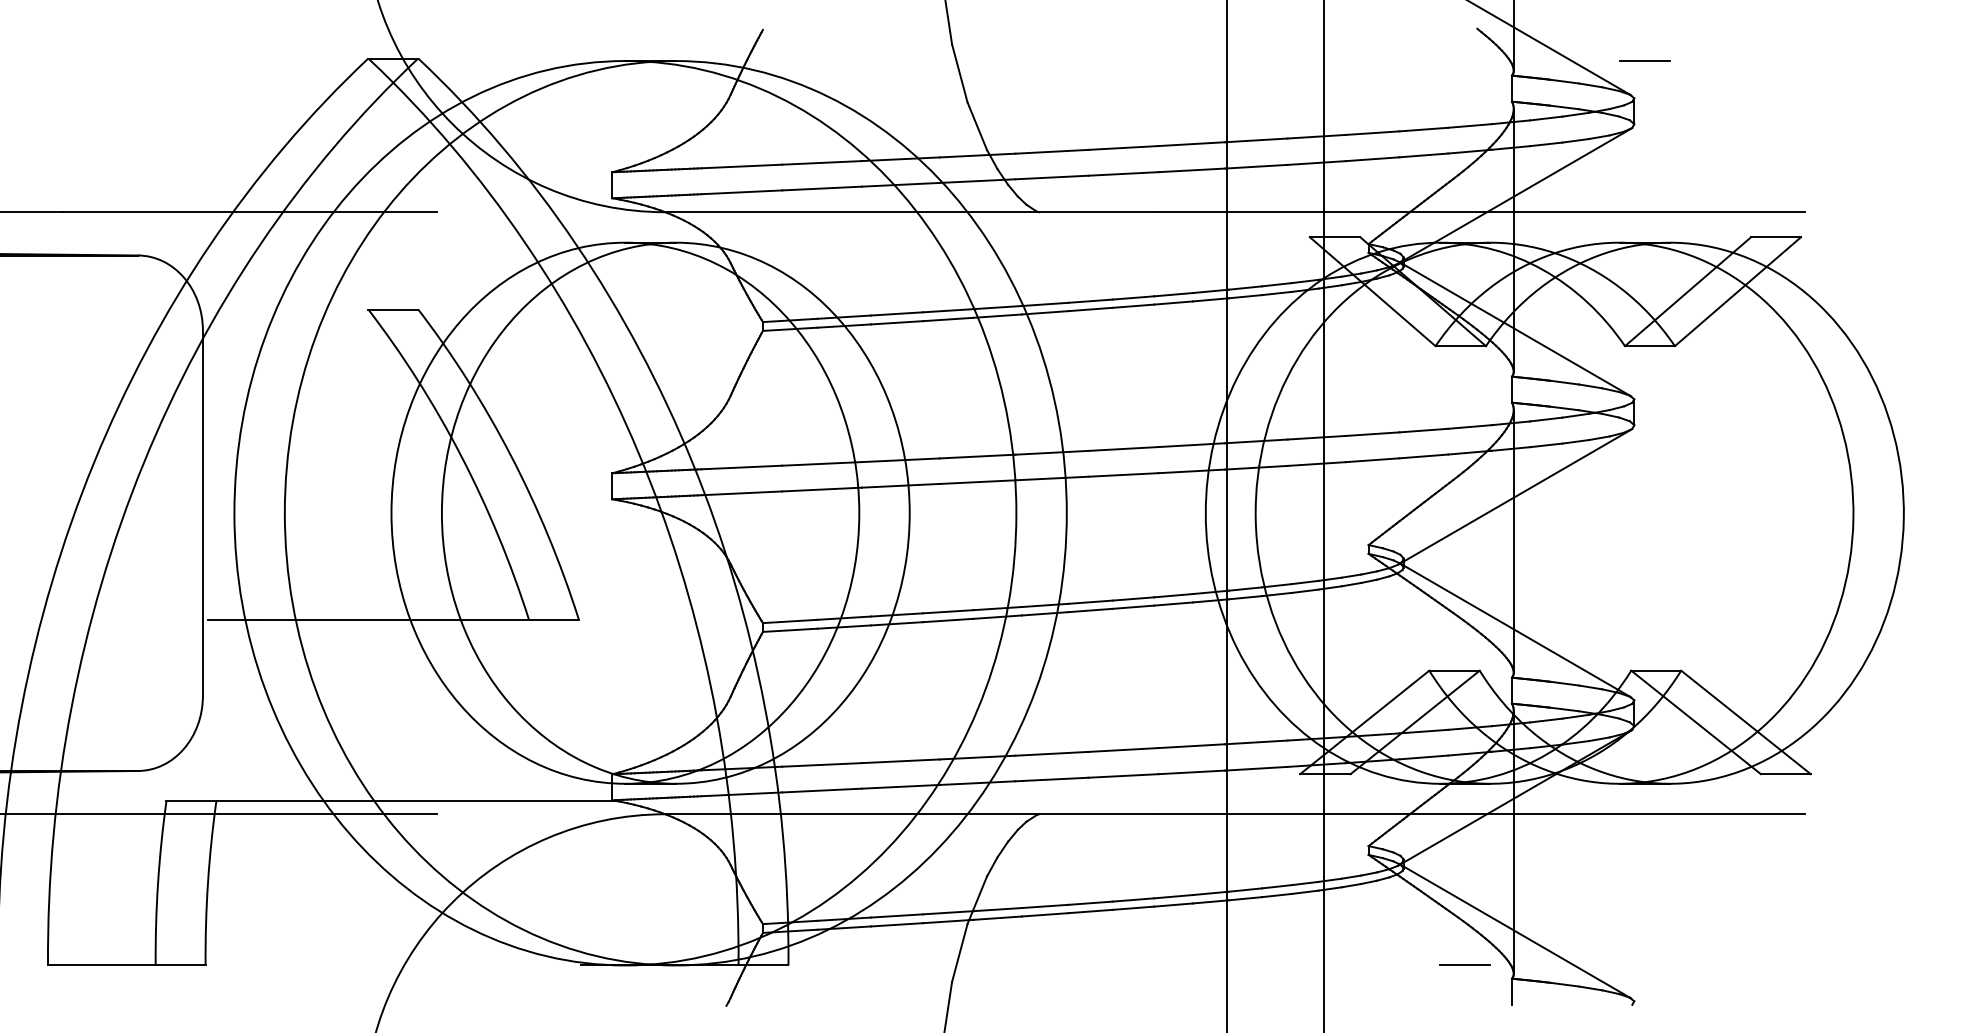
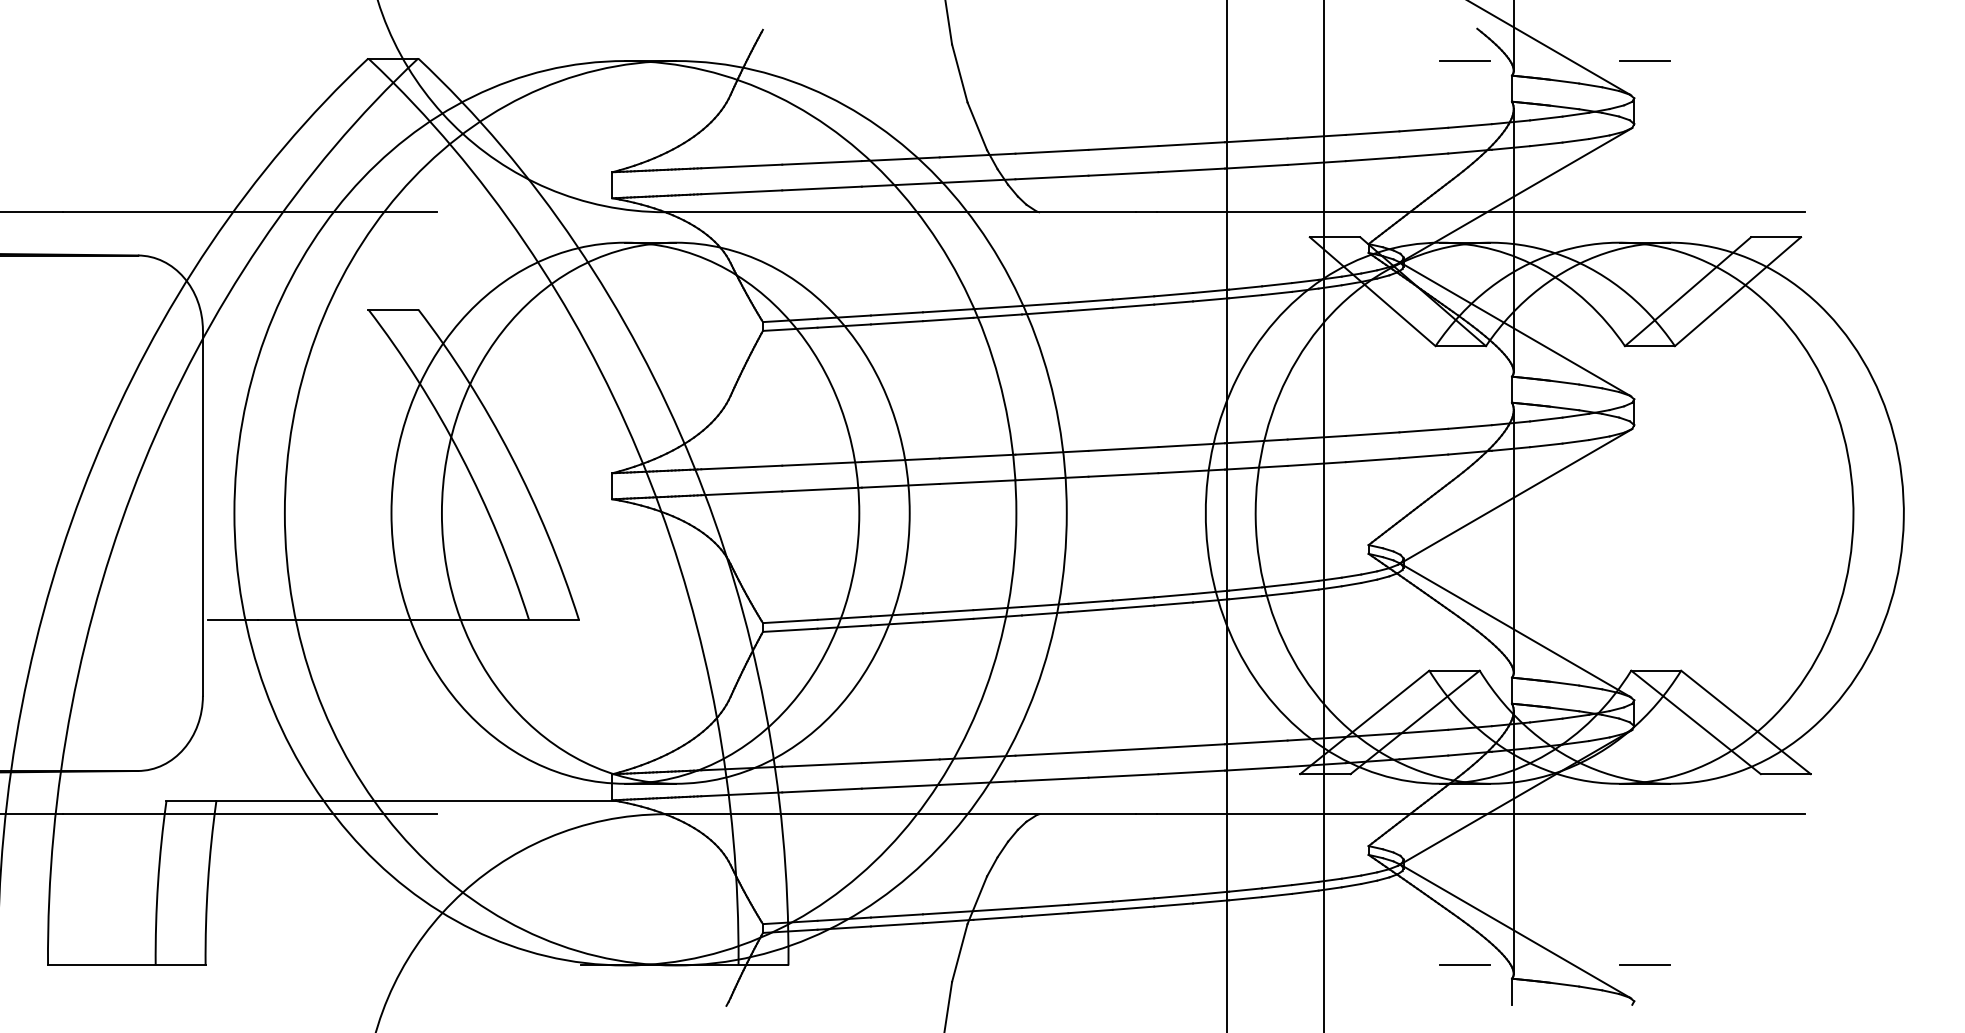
line: none -> present (1465, 61)
line: none -> present (1644, 964)
